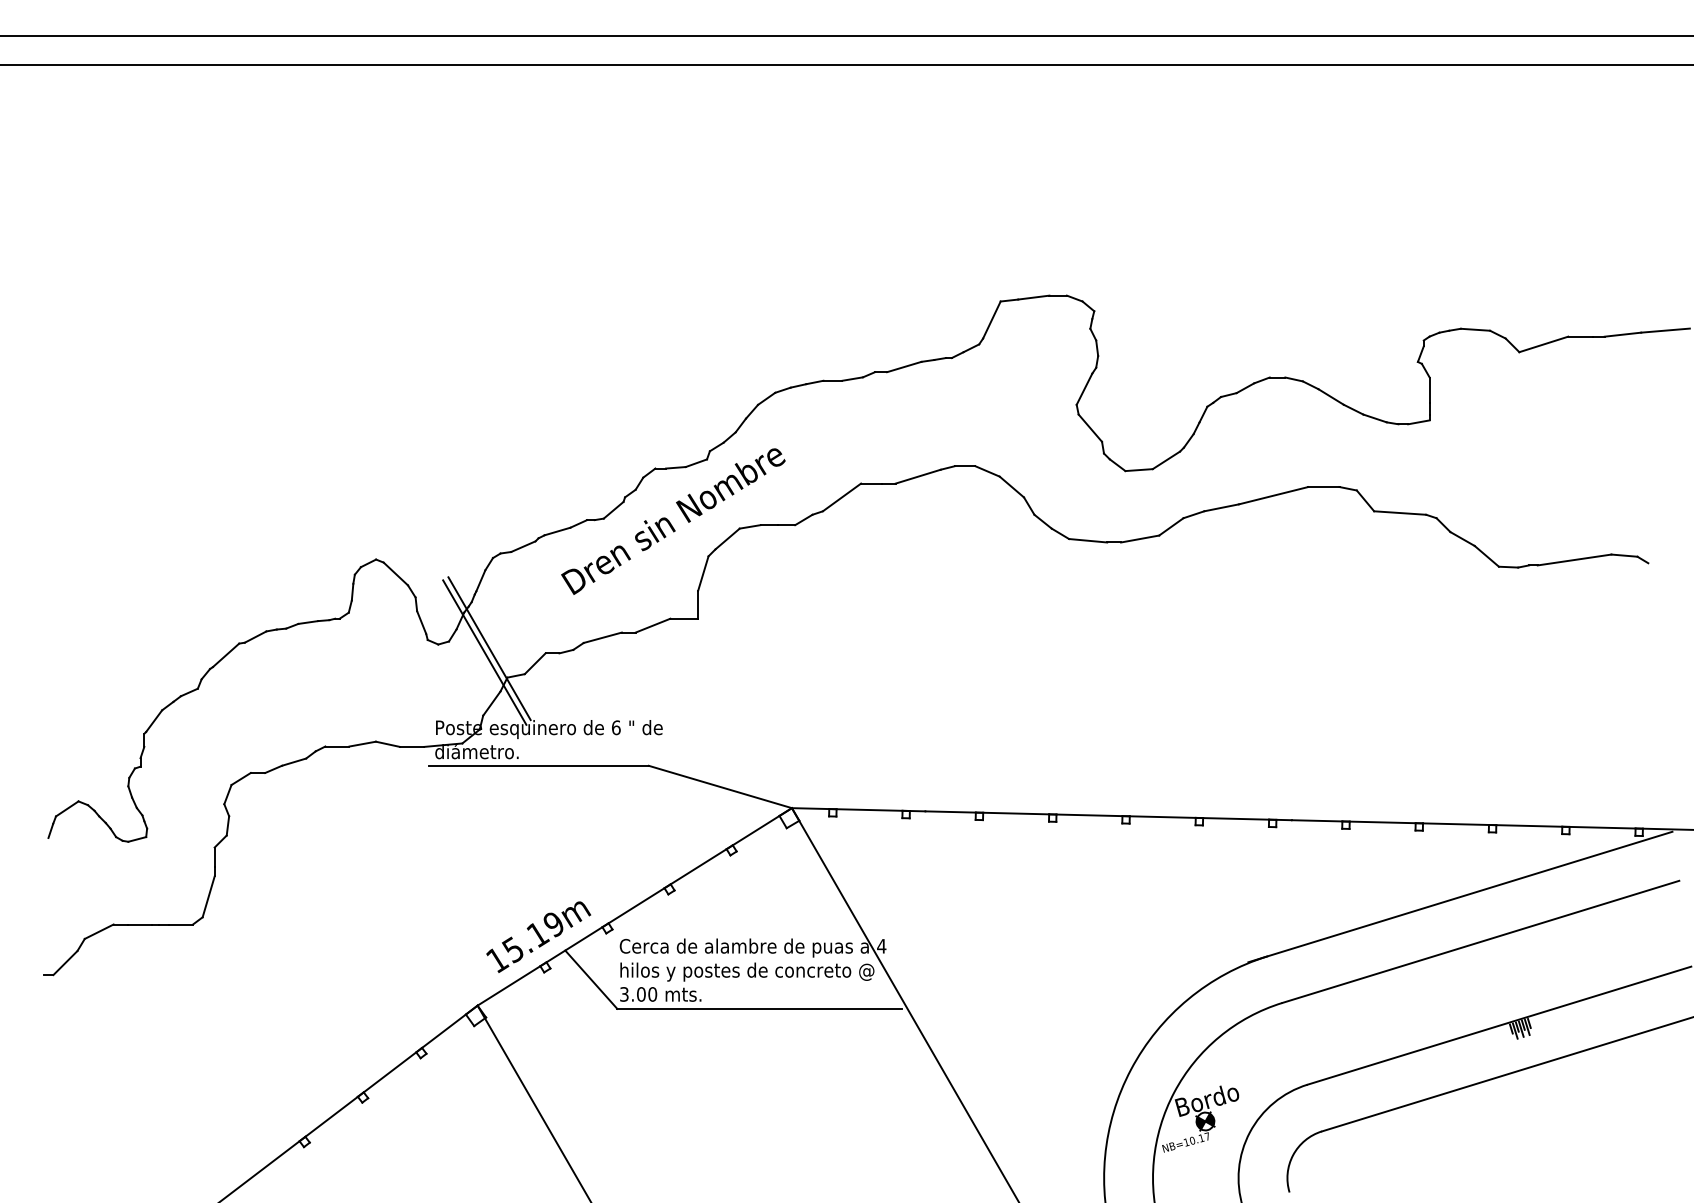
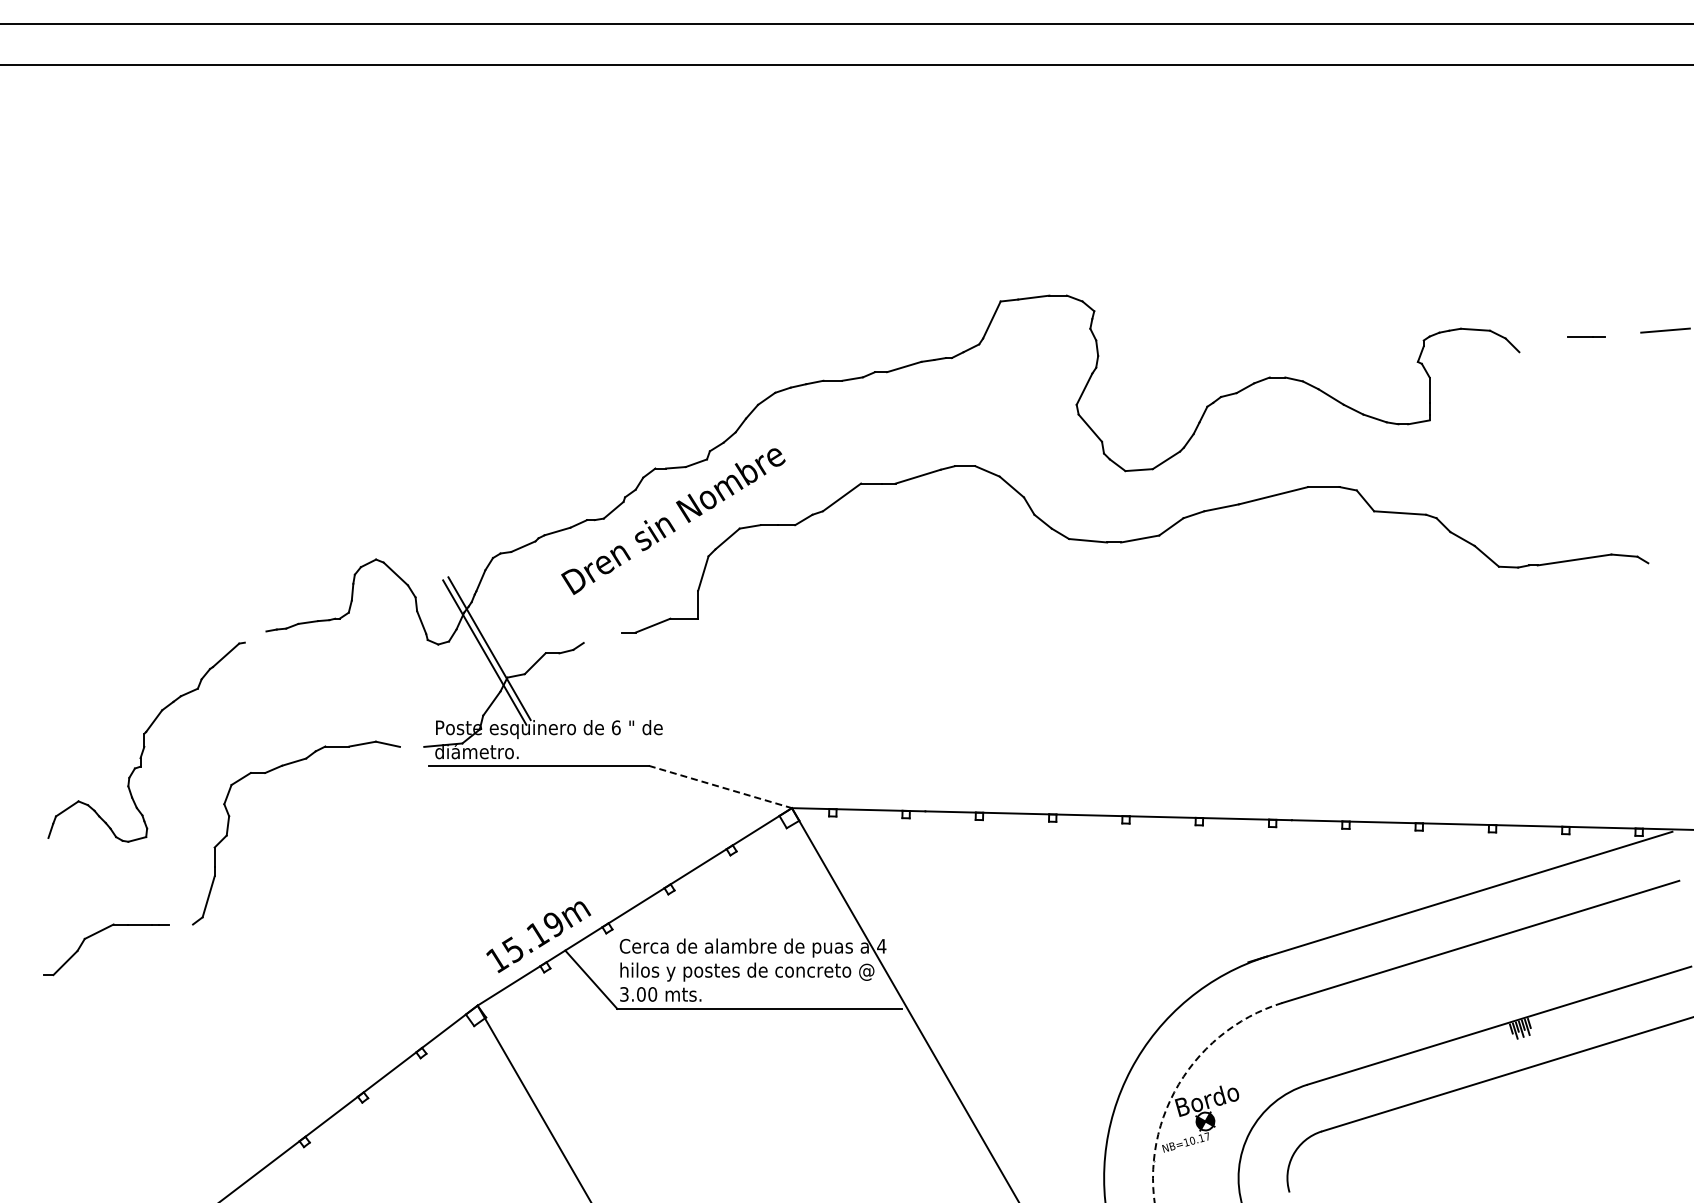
line position: (846, 35) -> (846, 23) (846, 23)
line: present -> none (1622, 334)
line: present -> none (1543, 344)
line: present -> none (255, 636)
line: present -> none (602, 637)
line: present -> none (411, 746)
line: solid -> dashed (720, 786)
line: present -> none (180, 924)
arc: solid -> dashed (1181, 1079)
